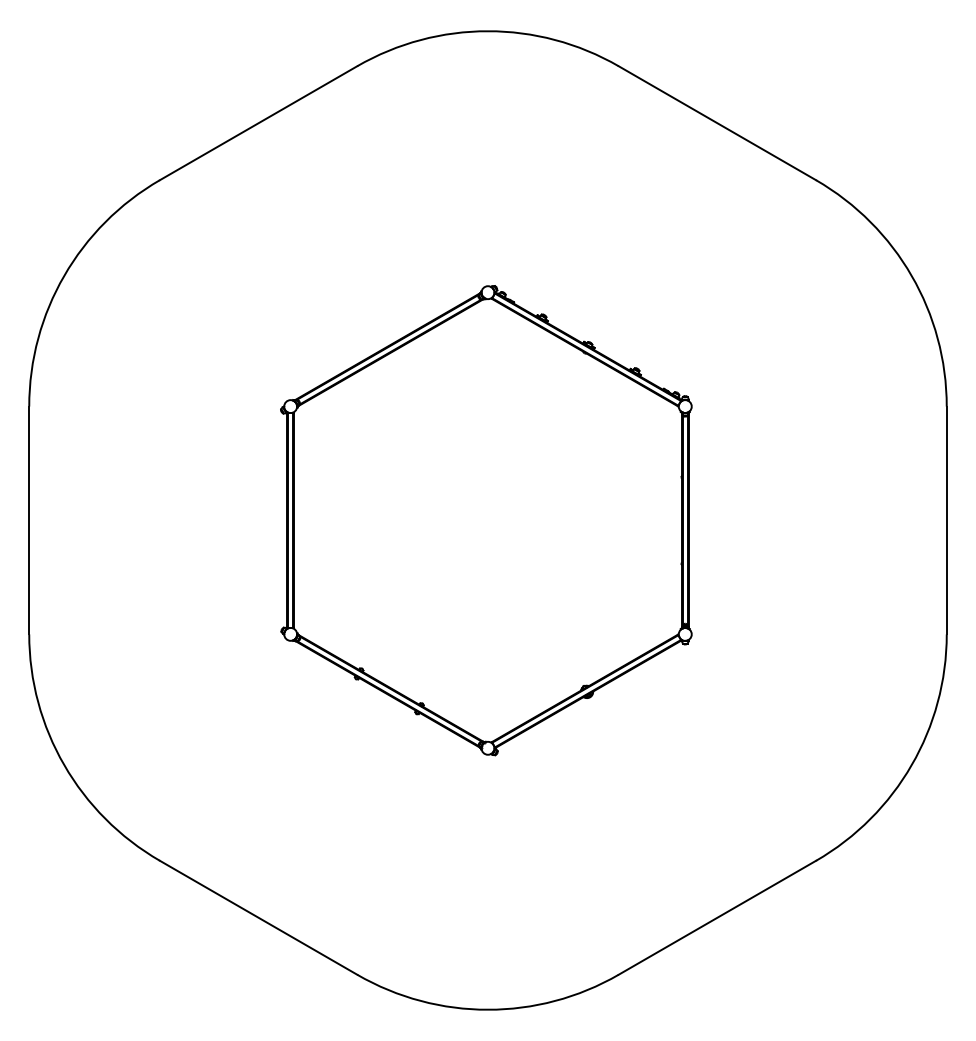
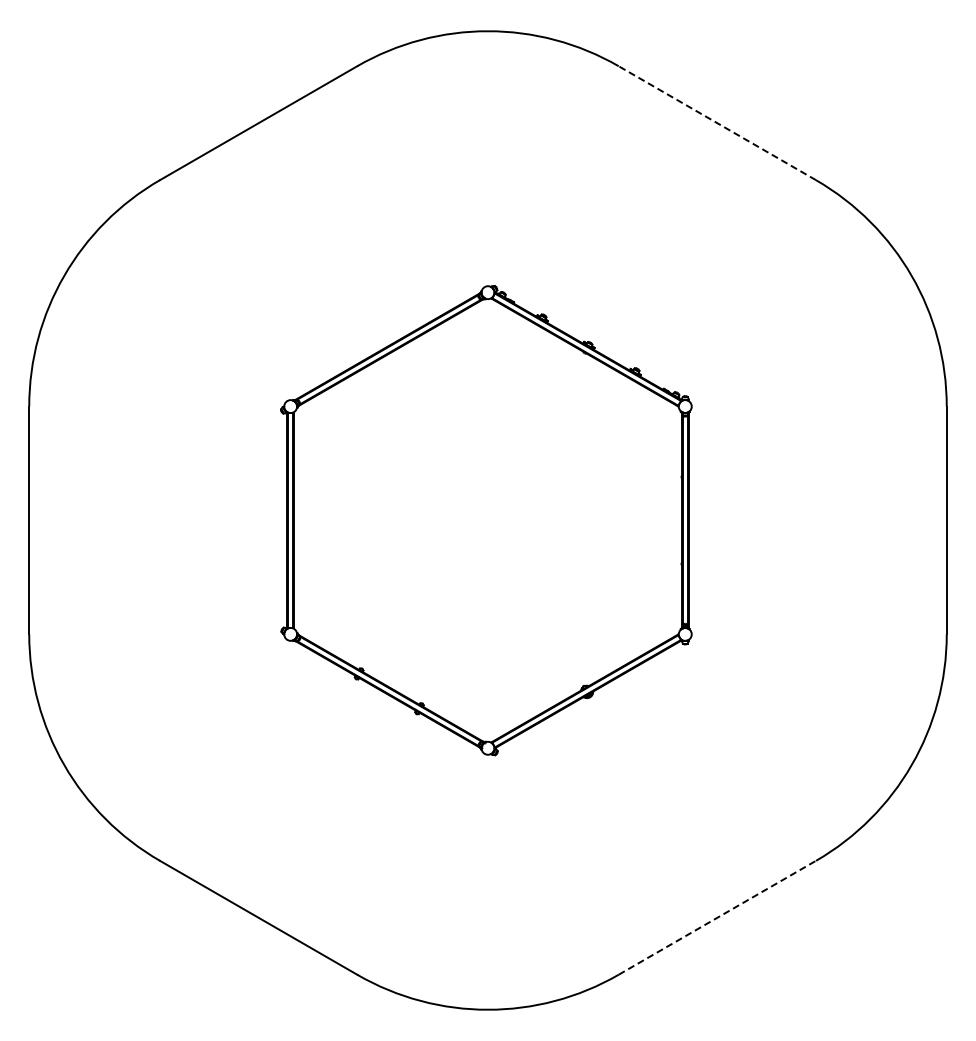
line: solid -> dashed (717, 123)
line: solid -> dashed (717, 917)
